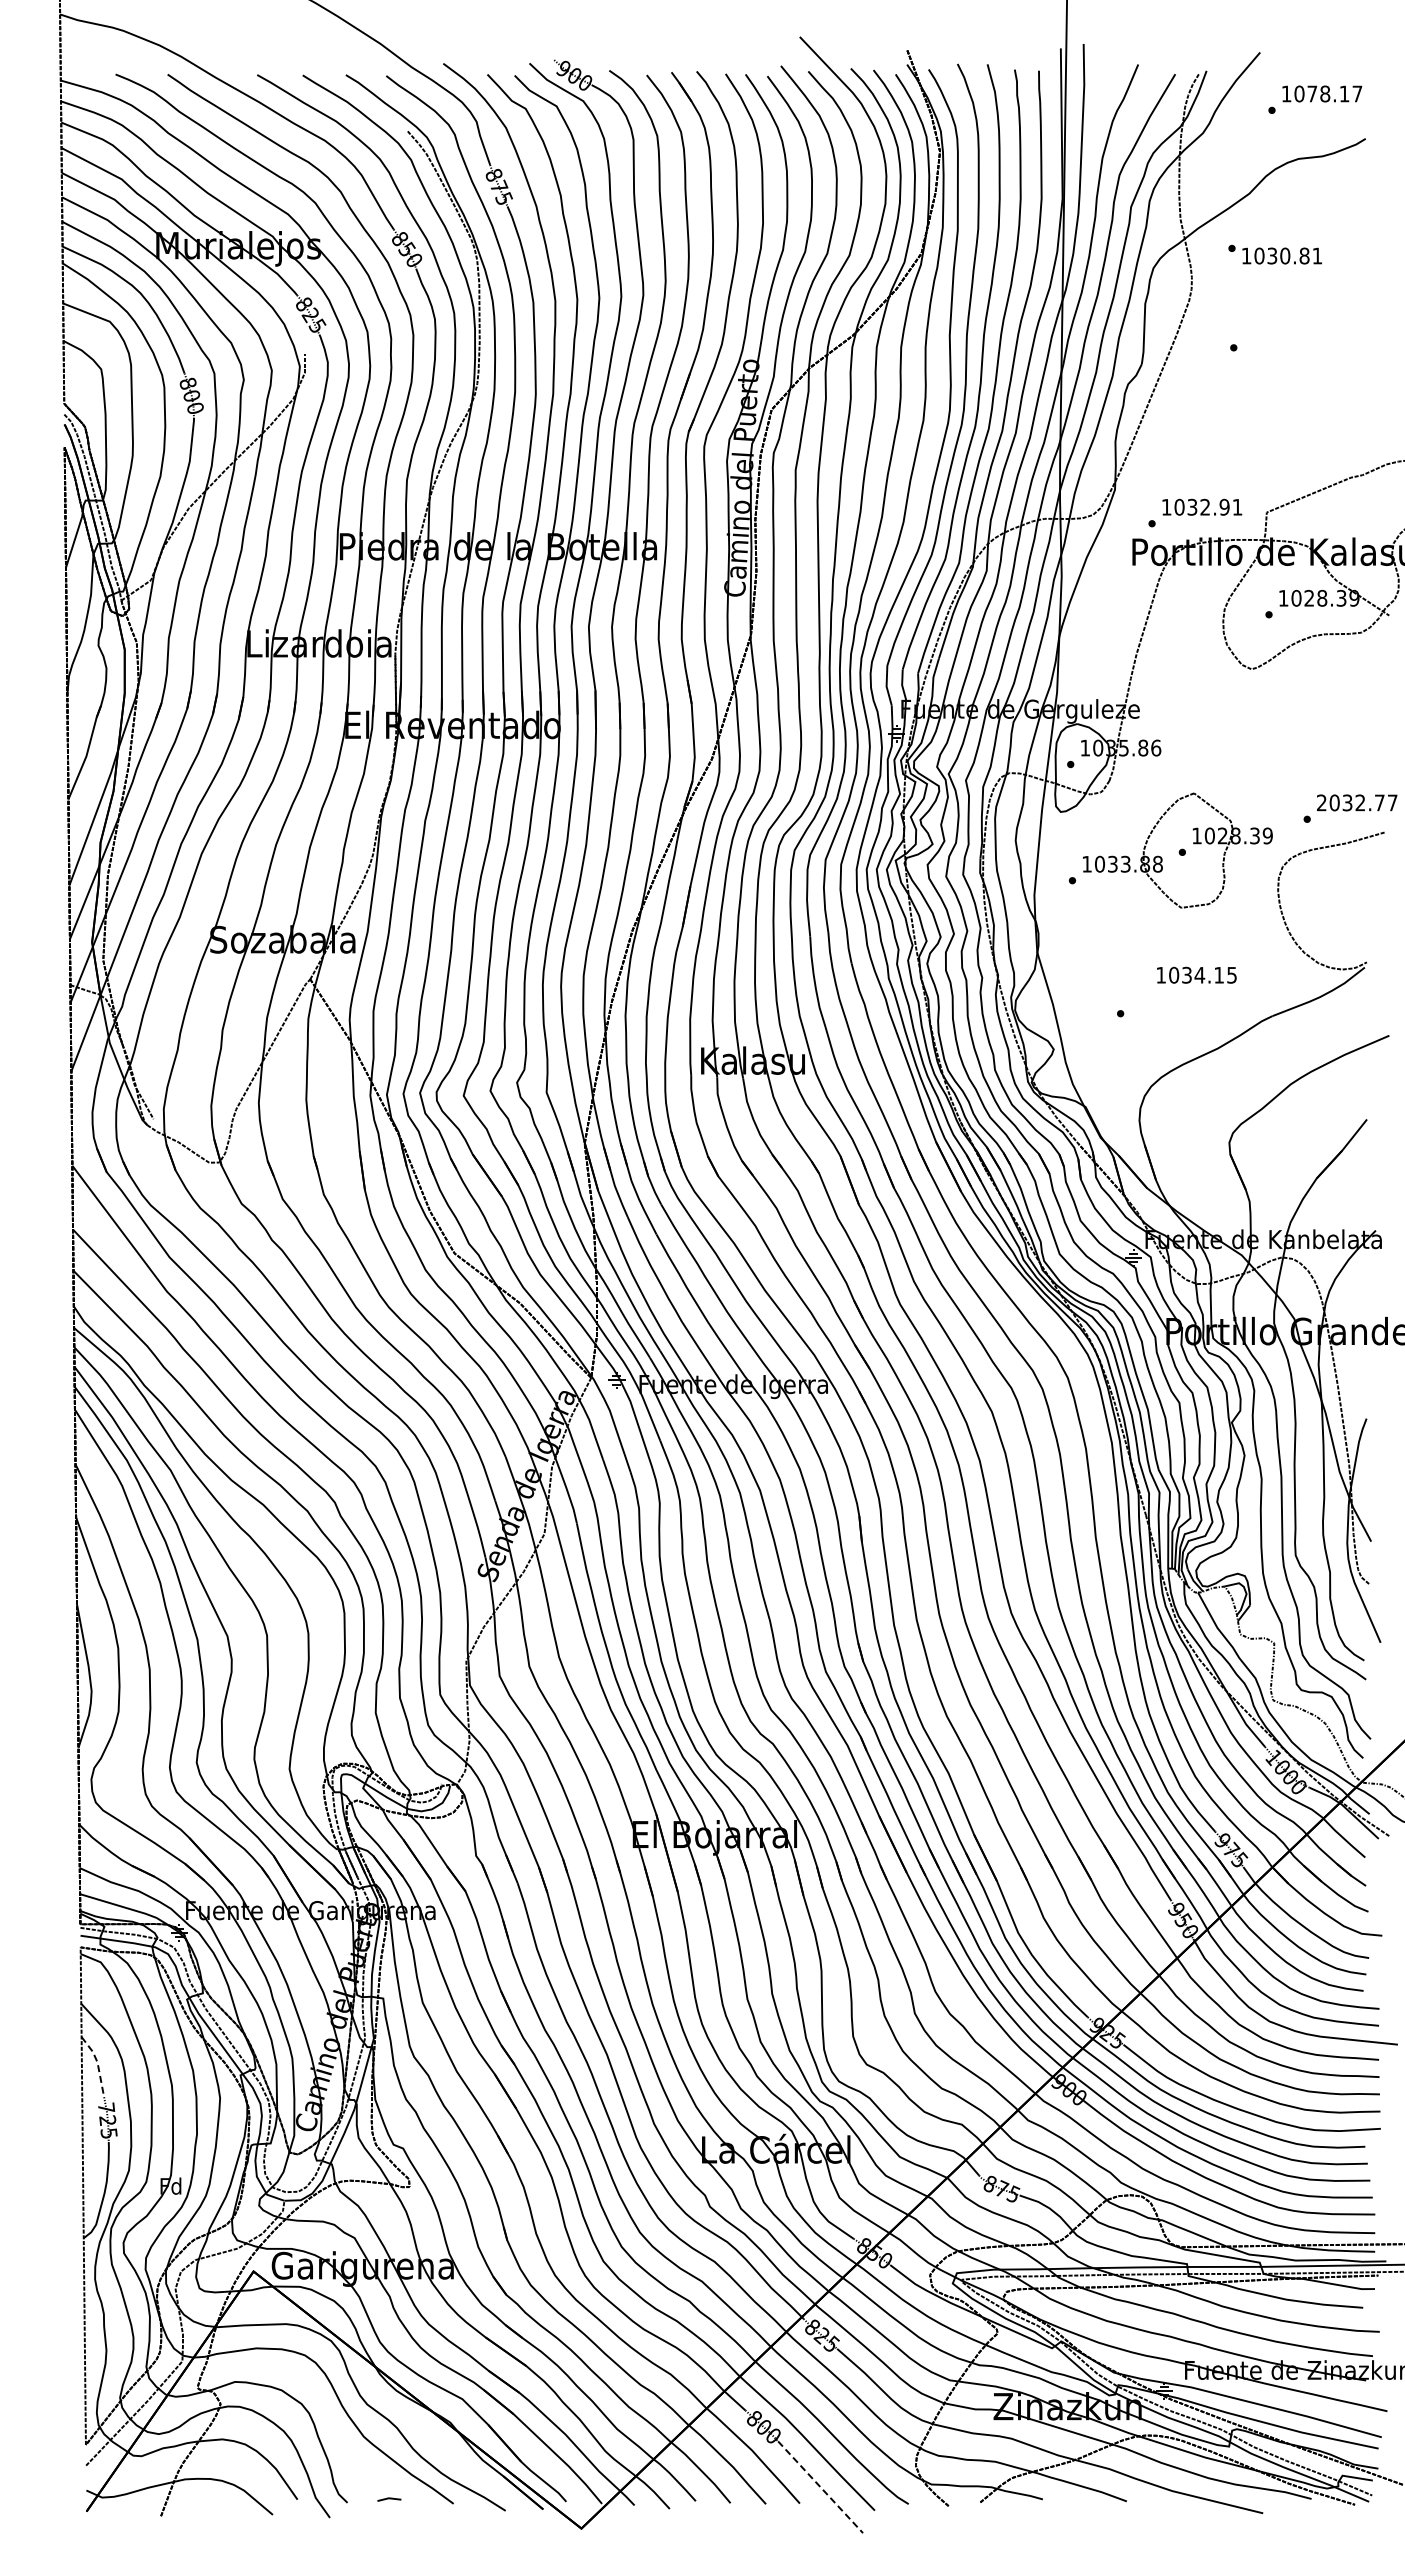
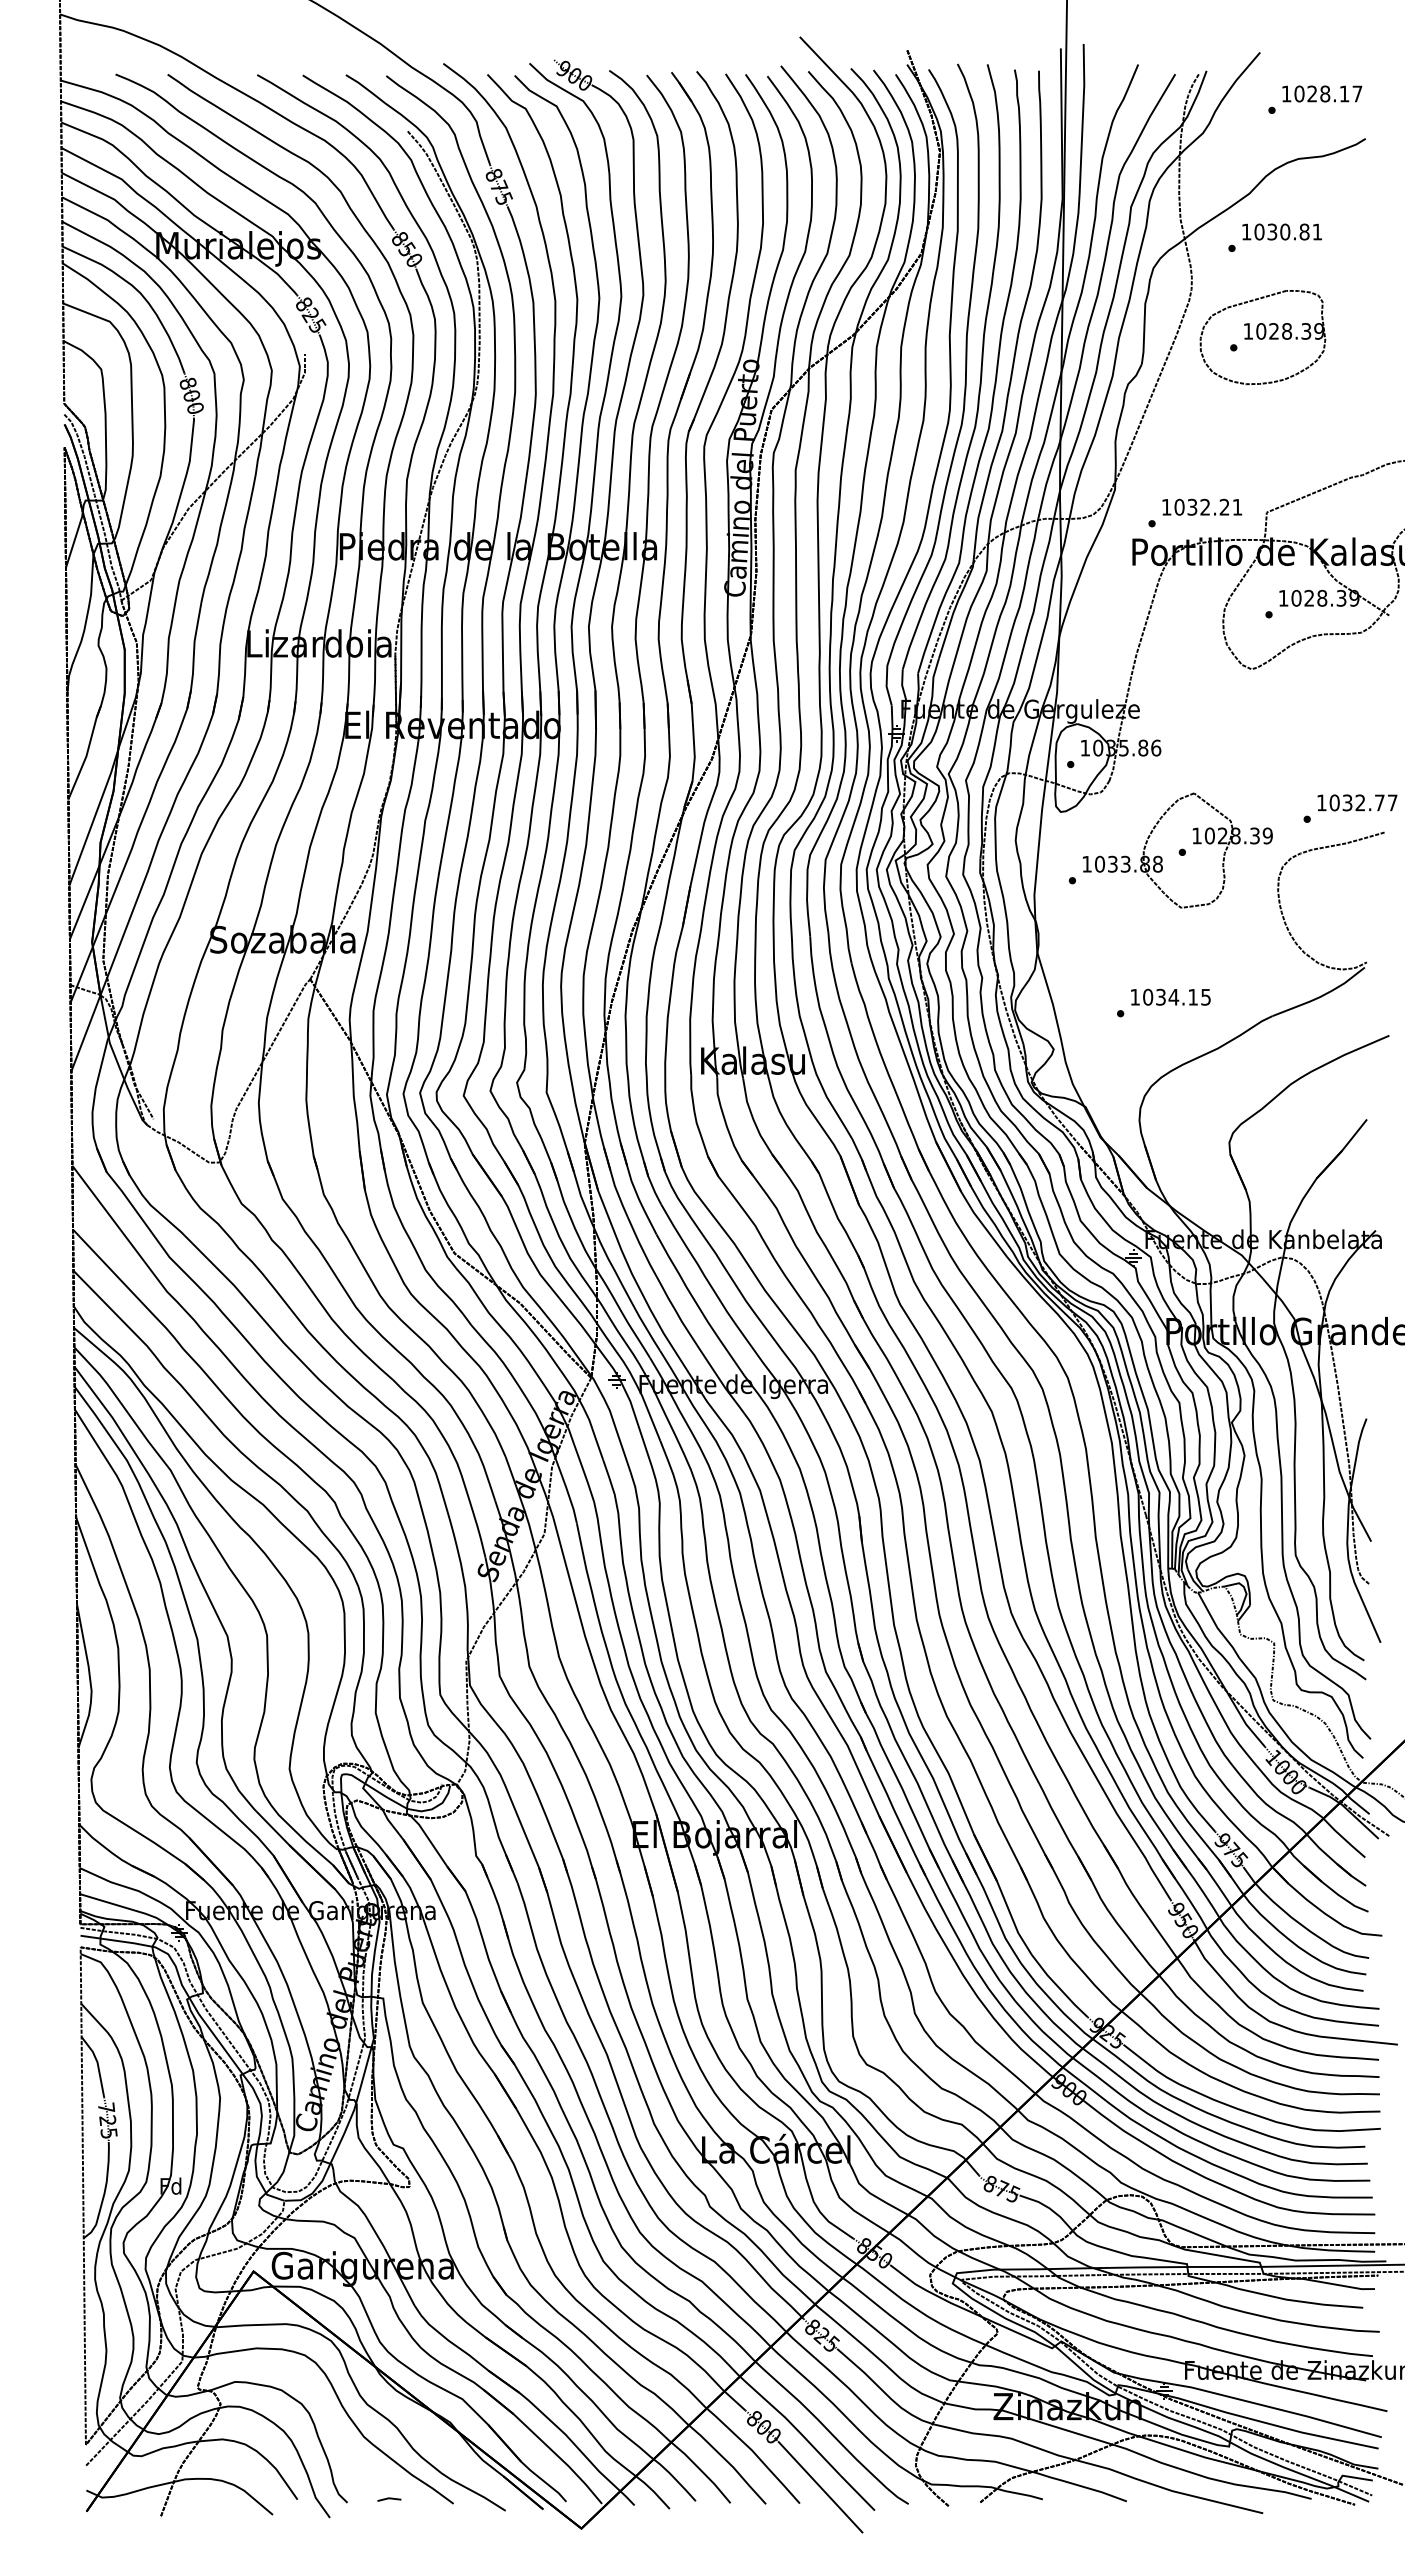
text: 1078.17 -> 1028.17 (1312, 93)
text position: (1281, 255) -> (1281, 231) (1281, 231)
part: none -> present (1262, 337)
text: 1032.91 -> 1032.21 (1224, 507)
text: 2032.77 -> 1032.77 (1321, 802)
text position: (1196, 974) -> (1170, 996) (1170, 996)
line: dashed -> solid (97, 2064)
line: dashed -> solid (820, 2487)
